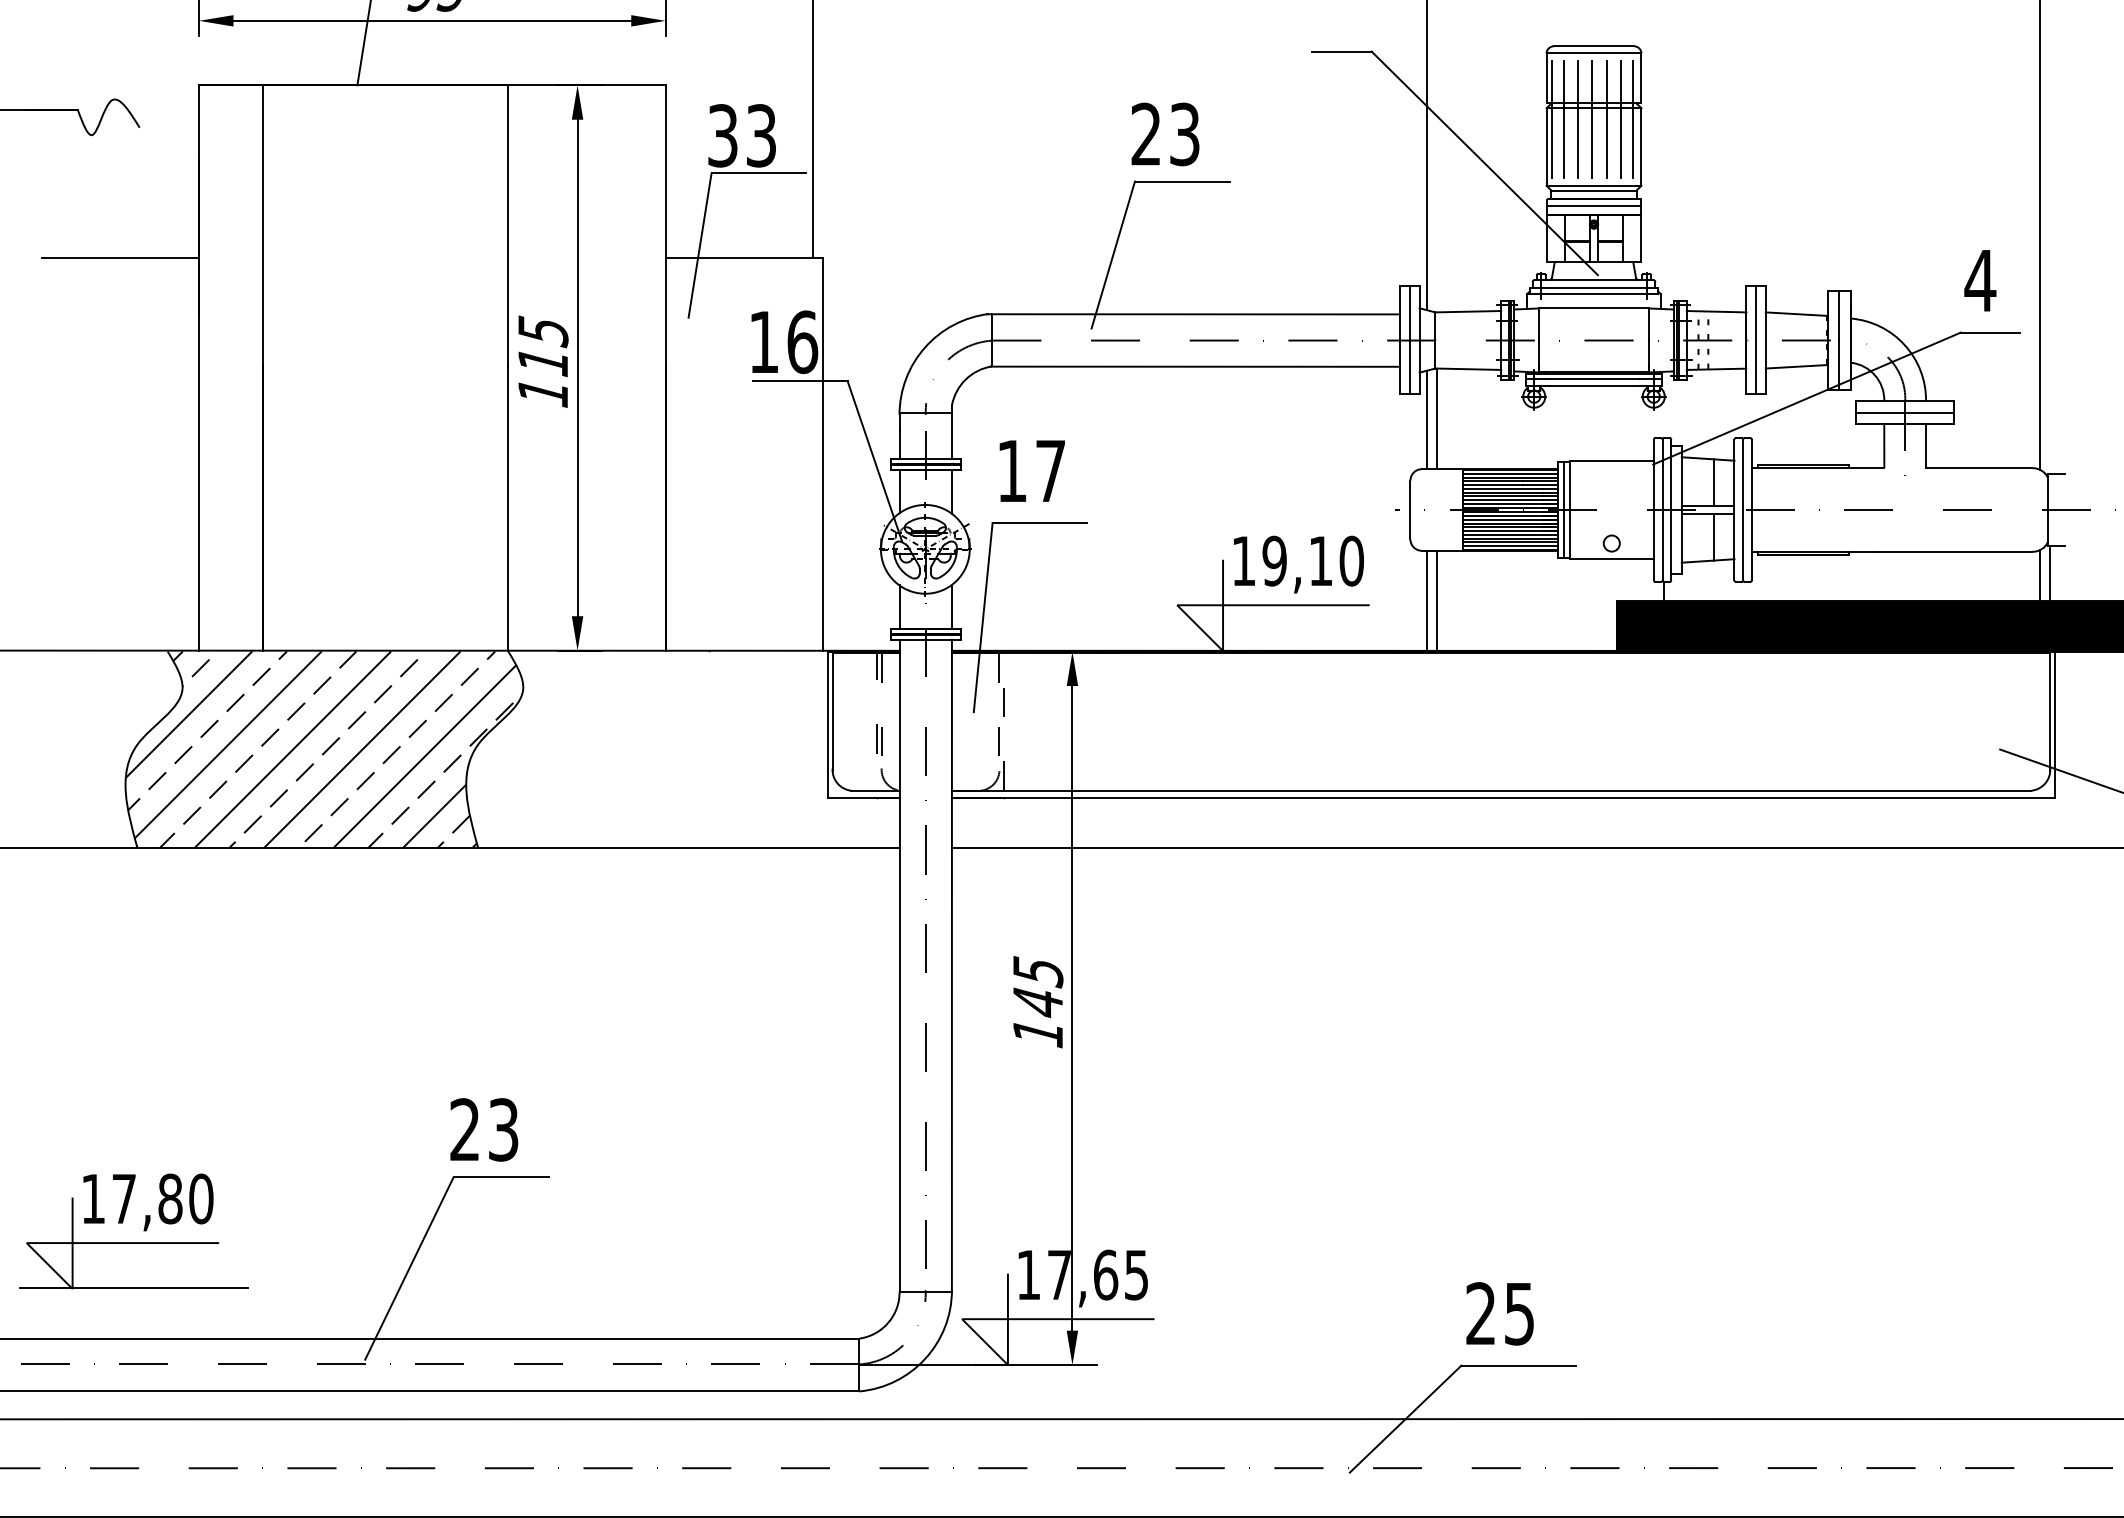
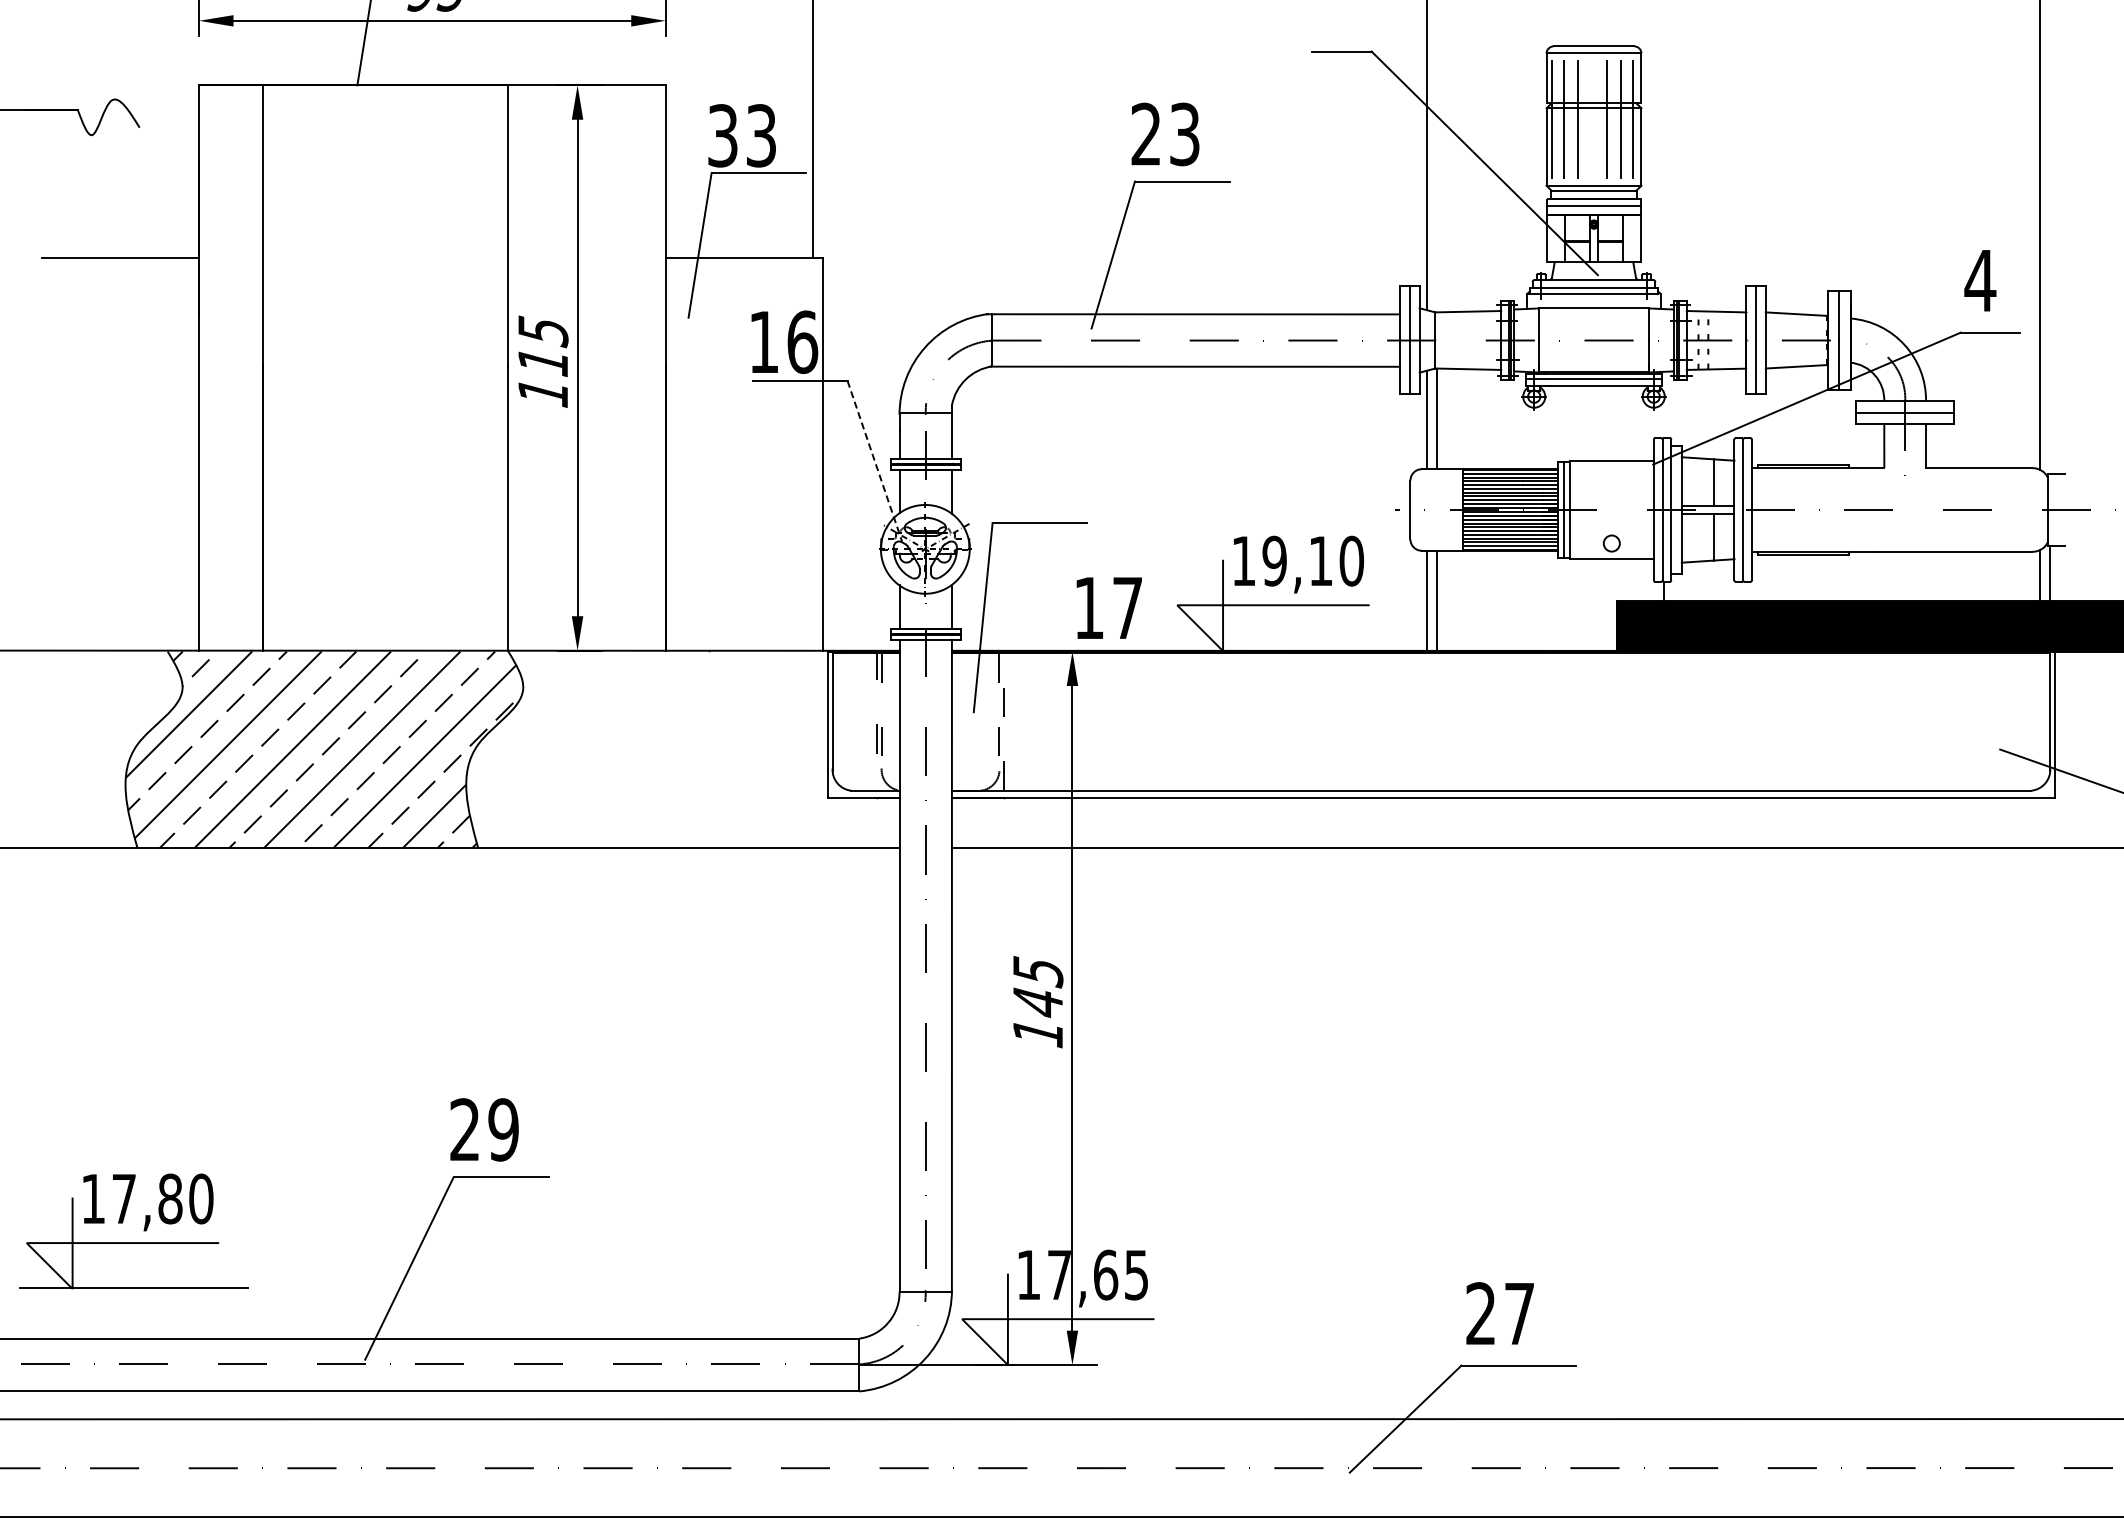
line: present -> none (1592, 119)
line: solid -> dashed (874, 461)
text position: (1031, 470) -> (1108, 607) (1108, 607)
text: 23 -> 29 (503, 1129)
text: 25 -> 27 (1519, 1314)
